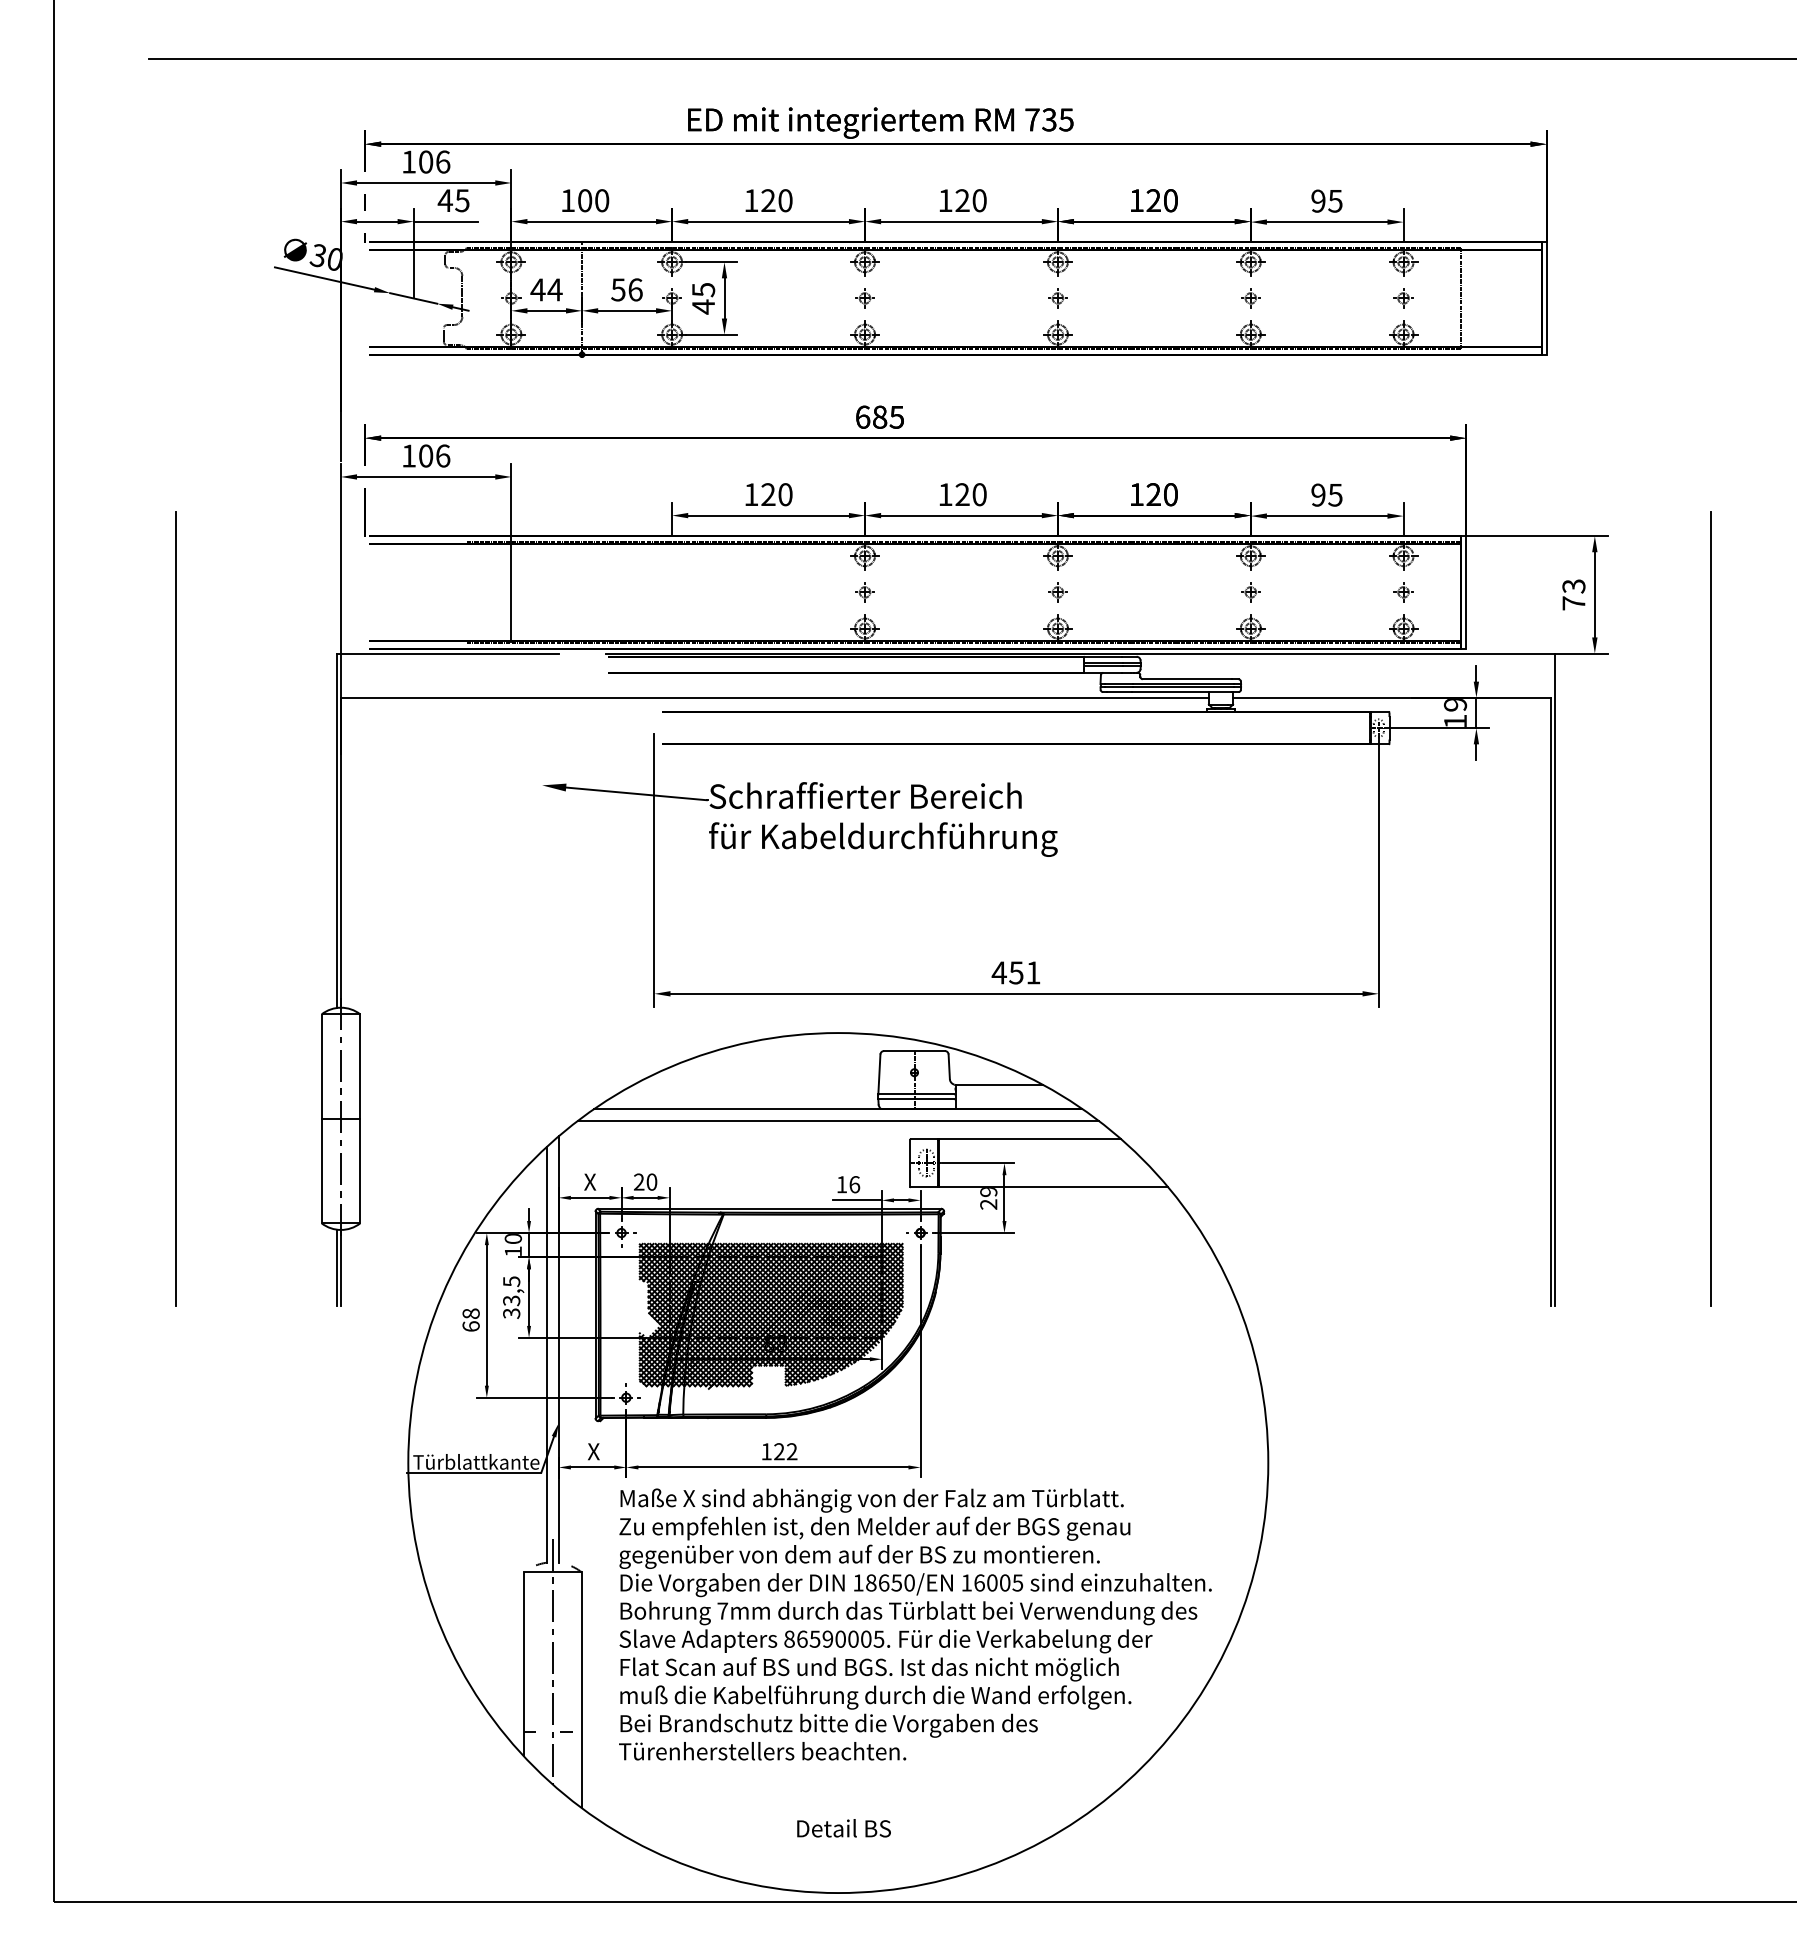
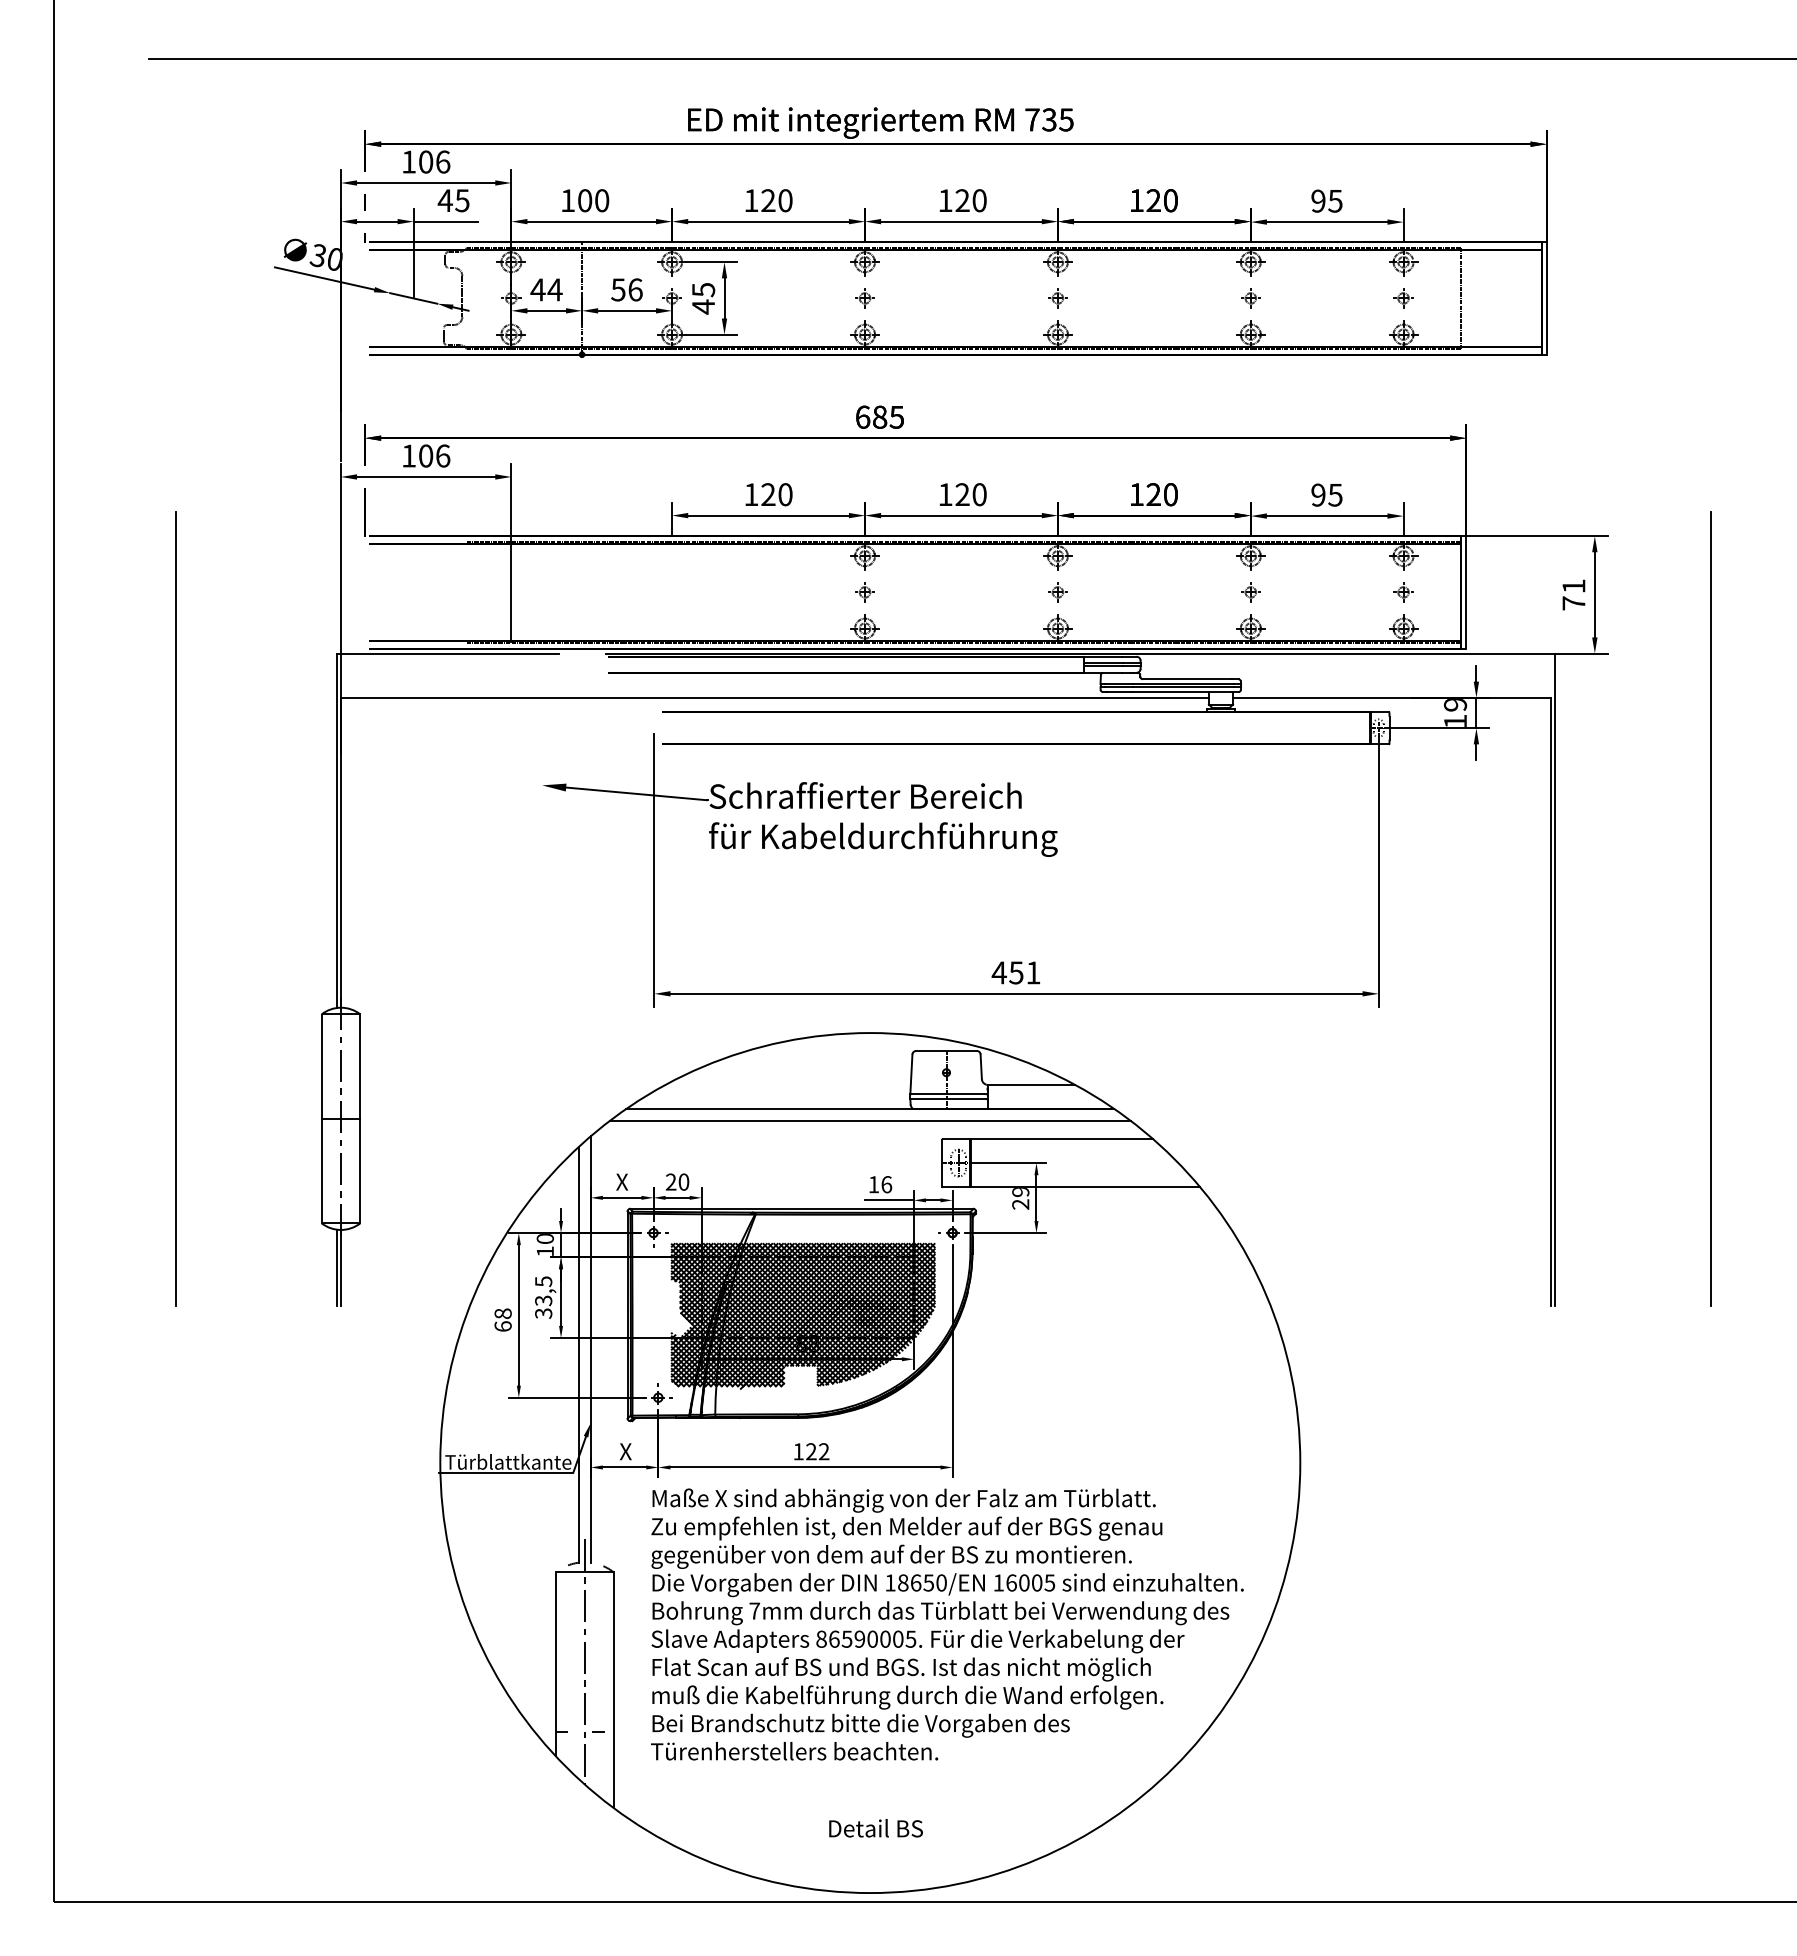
text: 73 -> 71 (1573, 586)
part position: (837, 1462) -> (869, 1462) (869, 1462)
